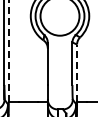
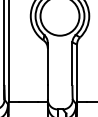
line: dashed -> solid (8, 50)
line: dashed -> solid (77, 73)
